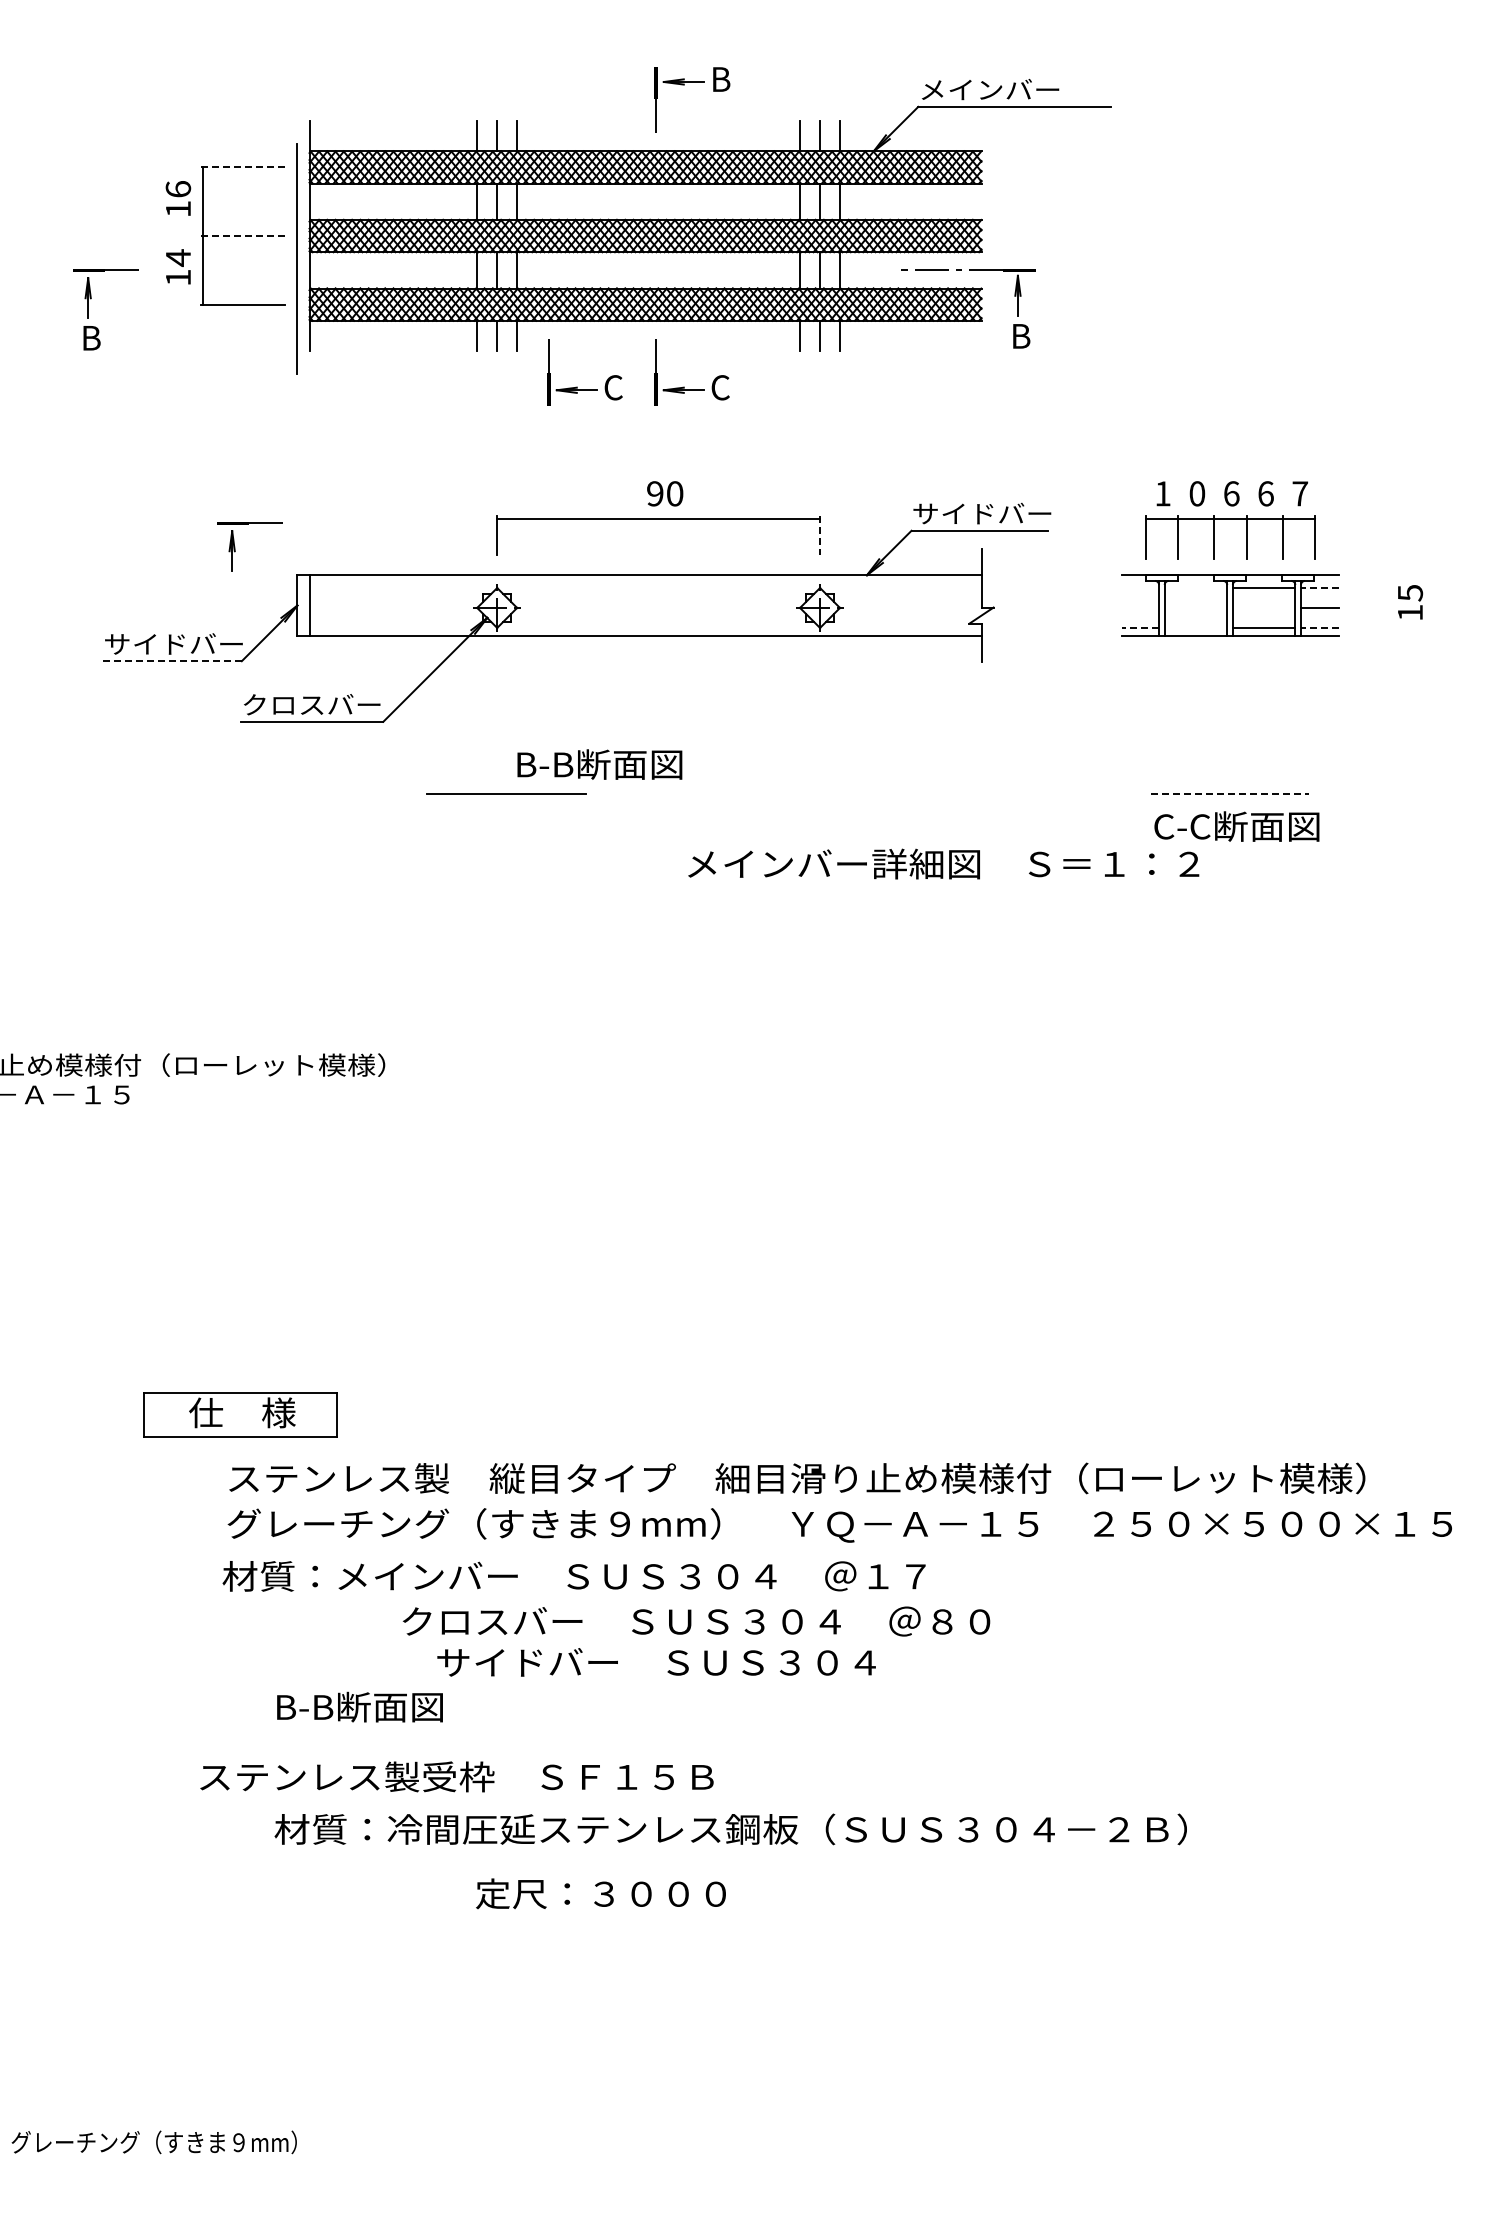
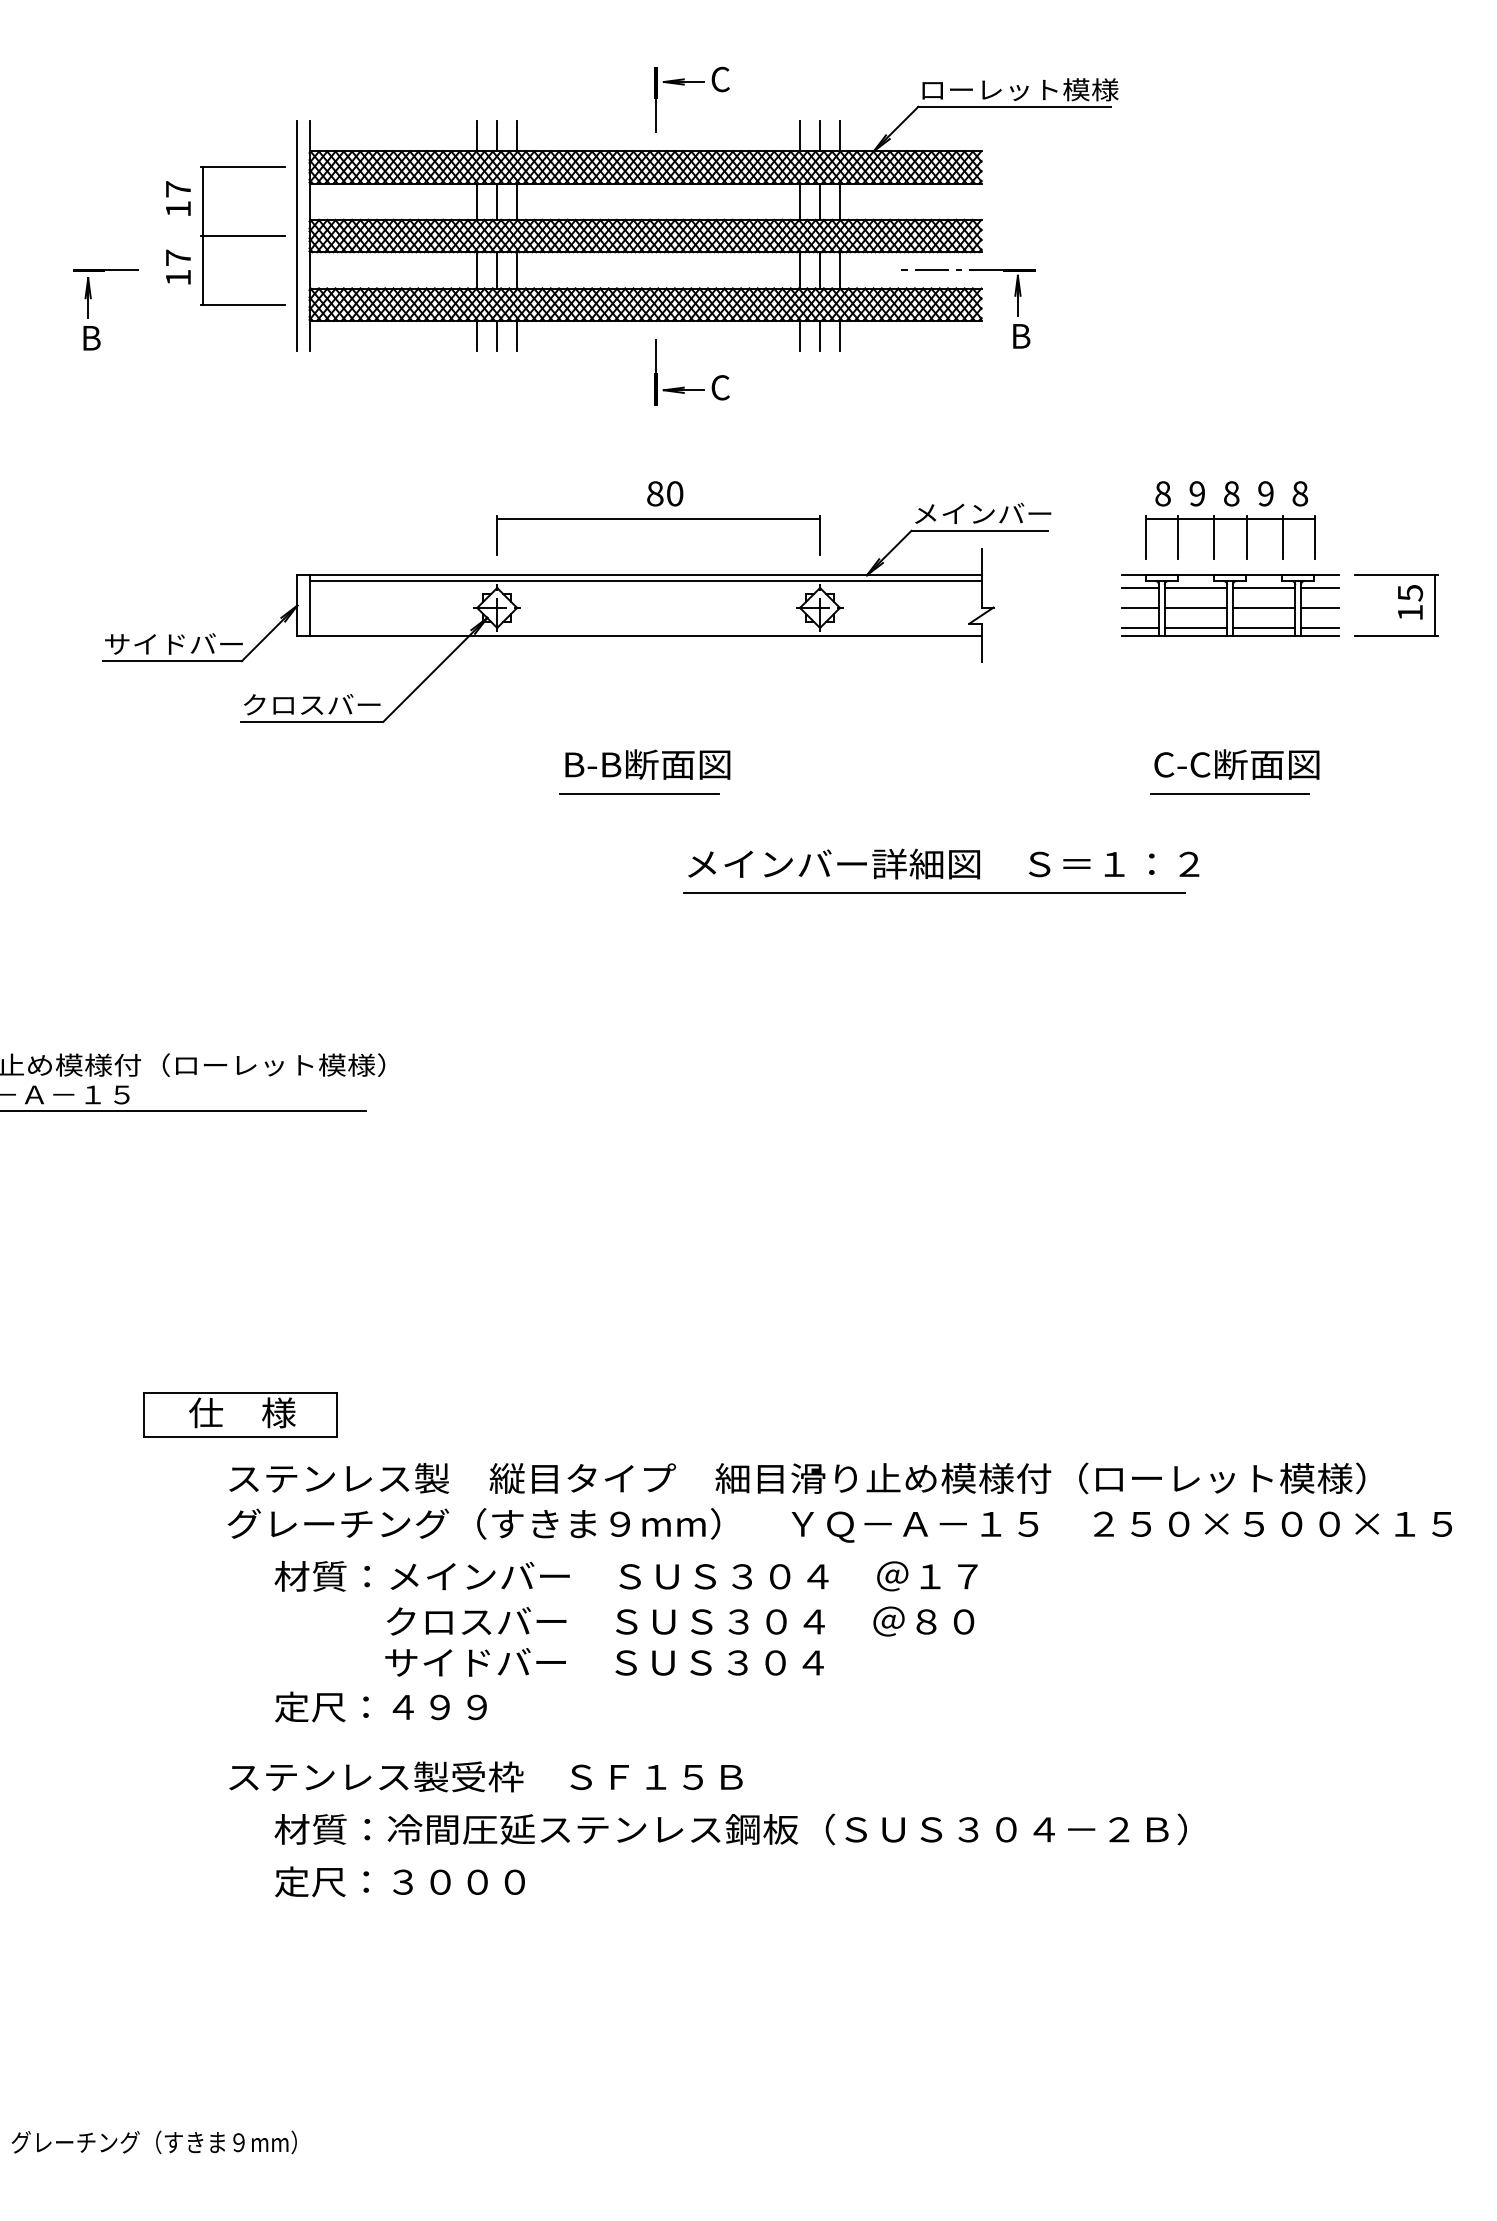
text: B -> C (720, 79)
text: メインバー -> ローレット模様 (1019, 89)
line: dashed -> solid (243, 167)
text: 16 -> 17 (178, 189)
line: dashed -> solid (243, 236)
text: 14 -> 17 (178, 257)
line position: (296, 258) -> (296, 235) (296, 235)
part: present -> none (577, 386)
text: 90 -> 80 (655, 493)
text: 1 -> 8 (1162, 493)
text: 0 -> 9 (1197, 493)
text: 6 -> 8 (1231, 493)
text: 6 -> 9 (1265, 493)
text: 7 -> 8 (1300, 493)
text: サイドバー -> メインバー (953, 513)
line: dashed -> solid (820, 536)
part: present -> none (235, 546)
part: none -> present (1396, 575)
line: none -> present (645, 580)
line: none -> present (1139, 588)
line: none -> present (1195, 588)
line: dashed -> solid (1319, 588)
line: none -> present (1139, 607)
line: none -> present (1195, 607)
line: none -> present (1263, 607)
line: dashed -> solid (1140, 627)
line: none -> present (1195, 627)
line: dashed -> solid (1319, 627)
line: dashed -> solid (173, 661)
text position: (599, 764) -> (647, 764) (647, 764)
line position: (506, 793) -> (639, 793) (639, 793)
line: dashed -> solid (1230, 793)
text position: (1236, 826) -> (1236, 764) (1236, 764)
line: none -> present (934, 893)
line: none -> present (183, 1111)
text position: (573, 1576) -> (625, 1576) (625, 1576)
text position: (696, 1621) -> (680, 1621) (680, 1621)
text position: (656, 1662) -> (604, 1662) (604, 1662)
text: B-B断面図 -> 定尺：４９９ (380, 1706)
text position: (456, 1776) -> (485, 1776) (485, 1776)
text position: (600, 1893) -> (399, 1881) (399, 1881)
